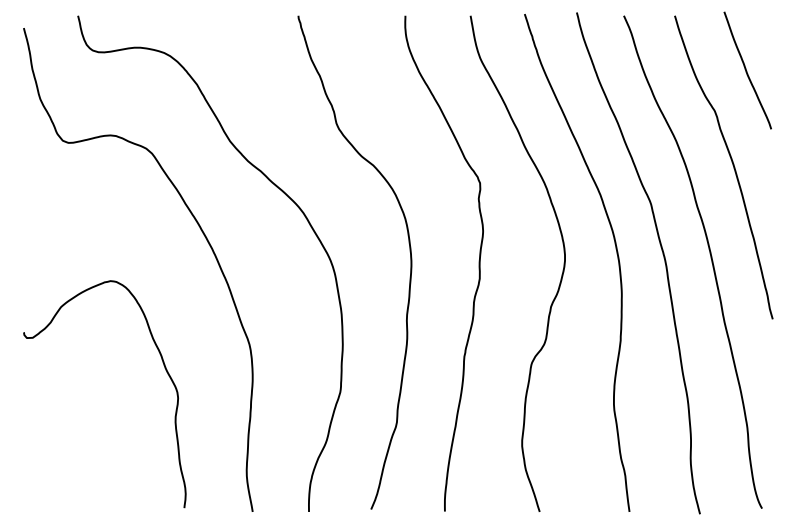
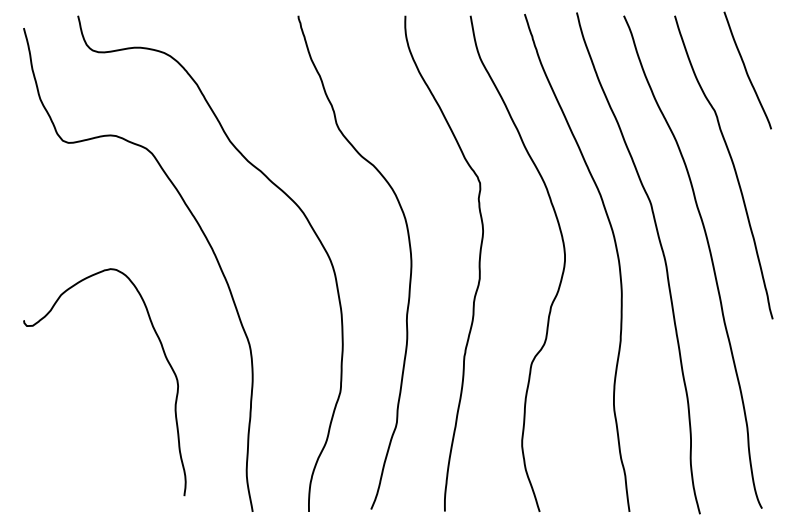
curve position: (164, 368) -> (164, 356) (164, 356)
